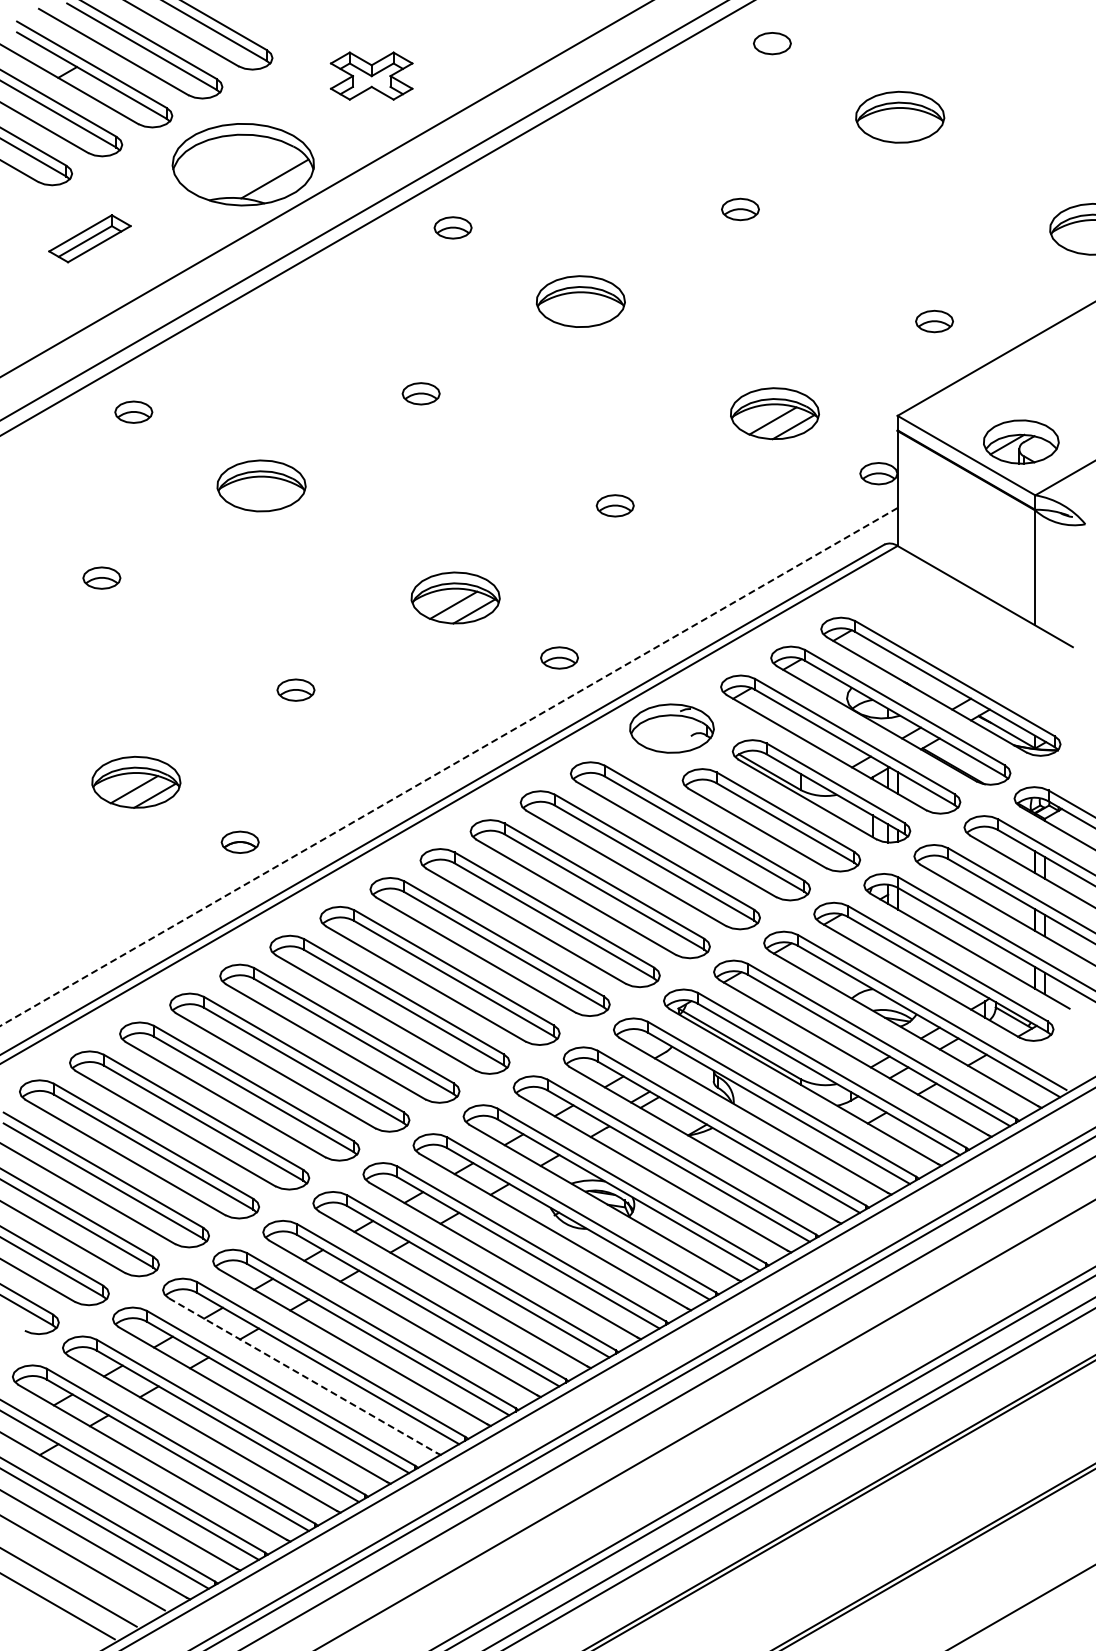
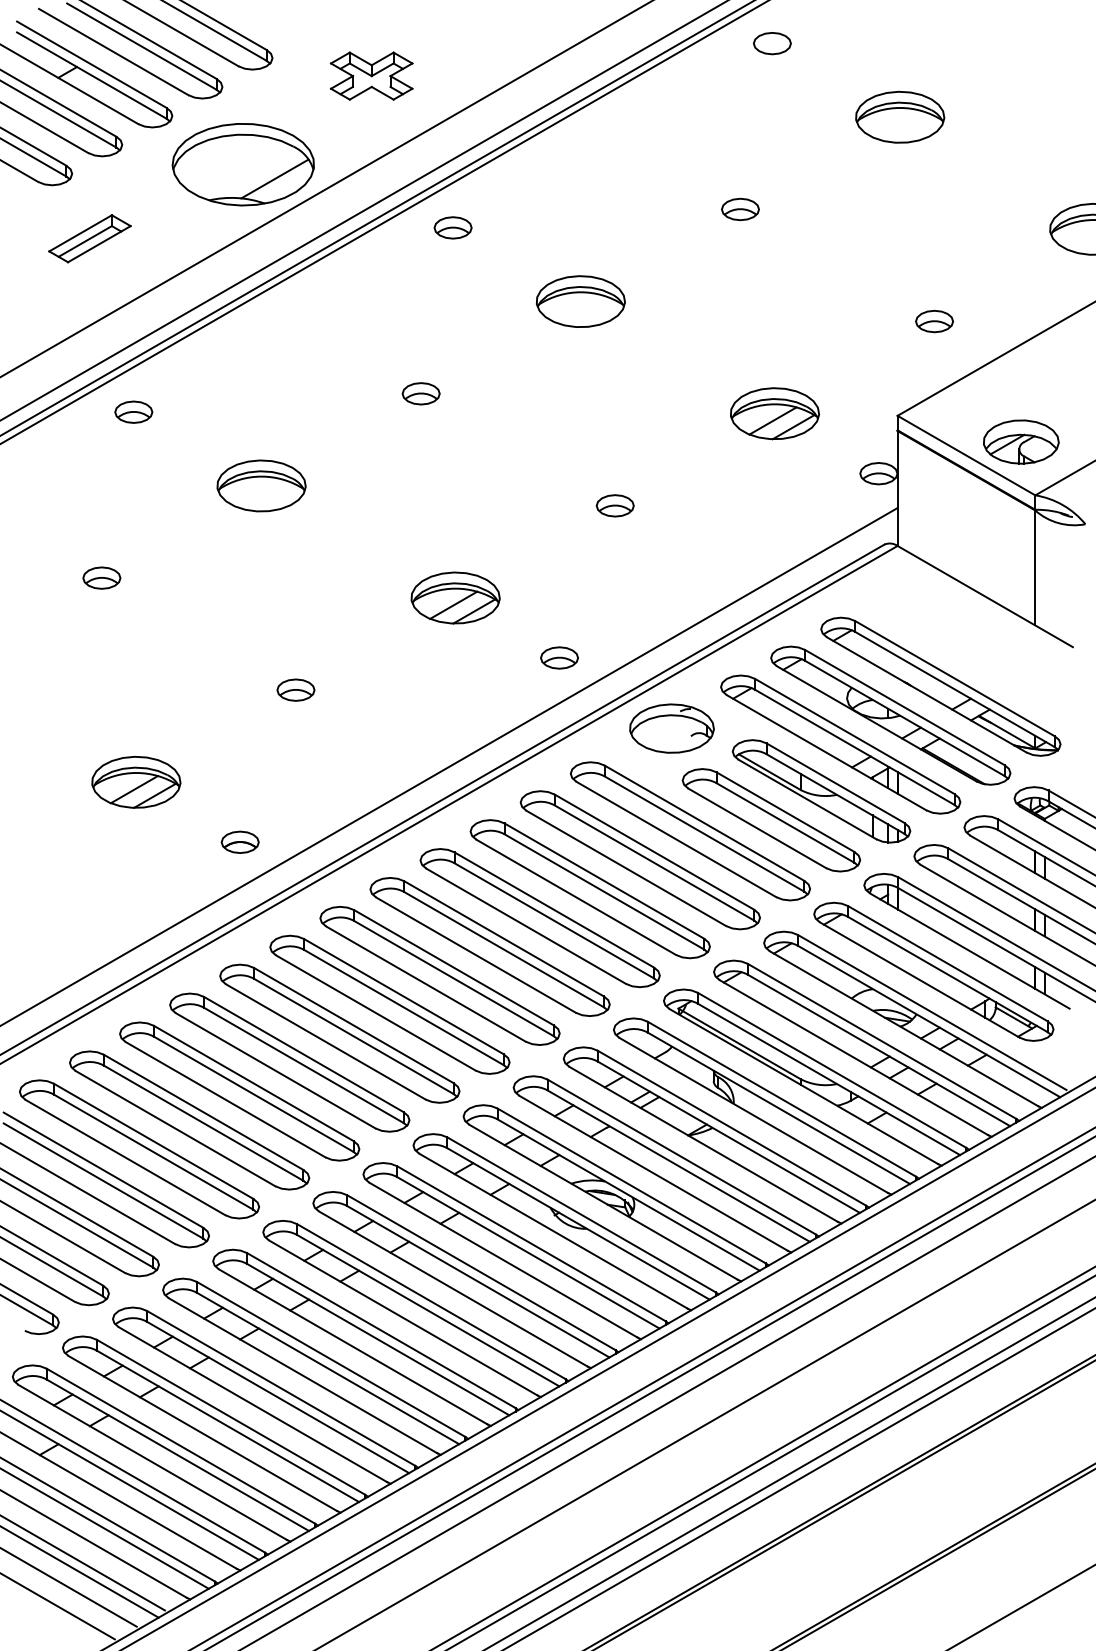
line: none -> present (383, 222)
line: dashed -> solid (449, 767)
line: dashed -> solid (303, 1375)
line: none -> present (80, 1572)
